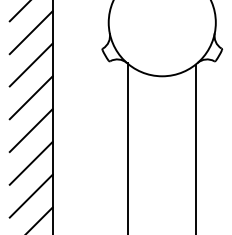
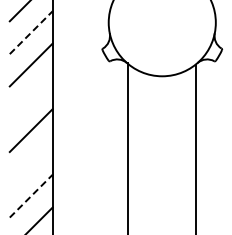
line: solid -> dashed (31, 32)
line: present -> none (30, 97)
line: present -> none (30, 162)
line: solid -> dashed (31, 195)
